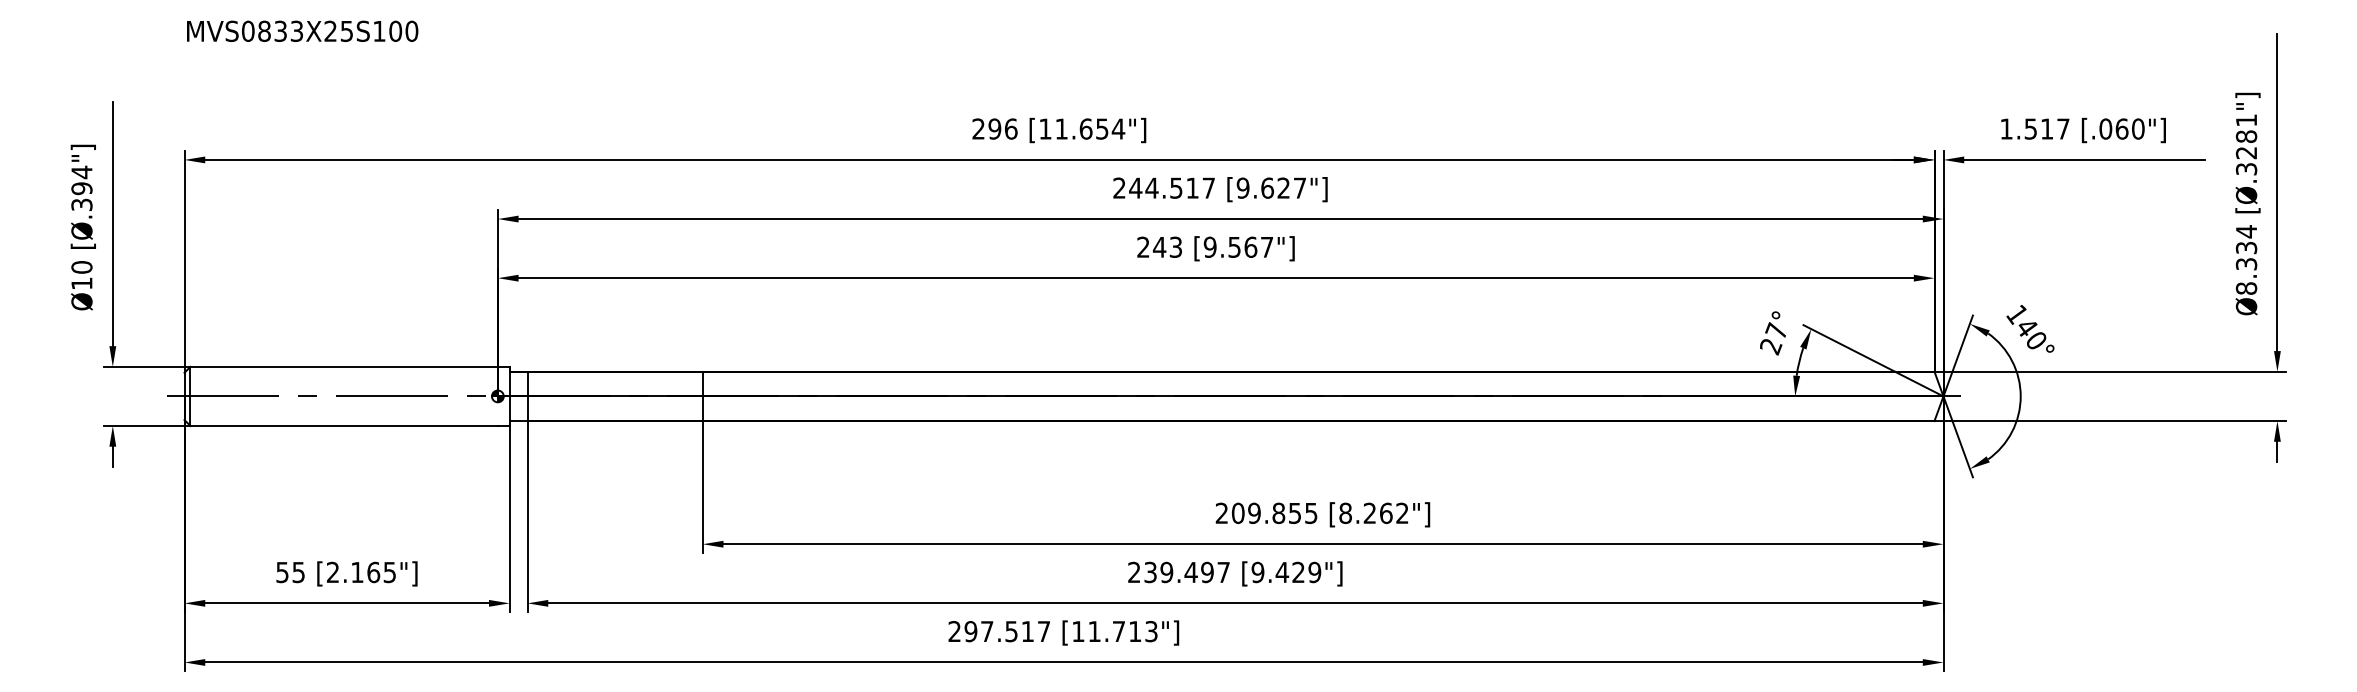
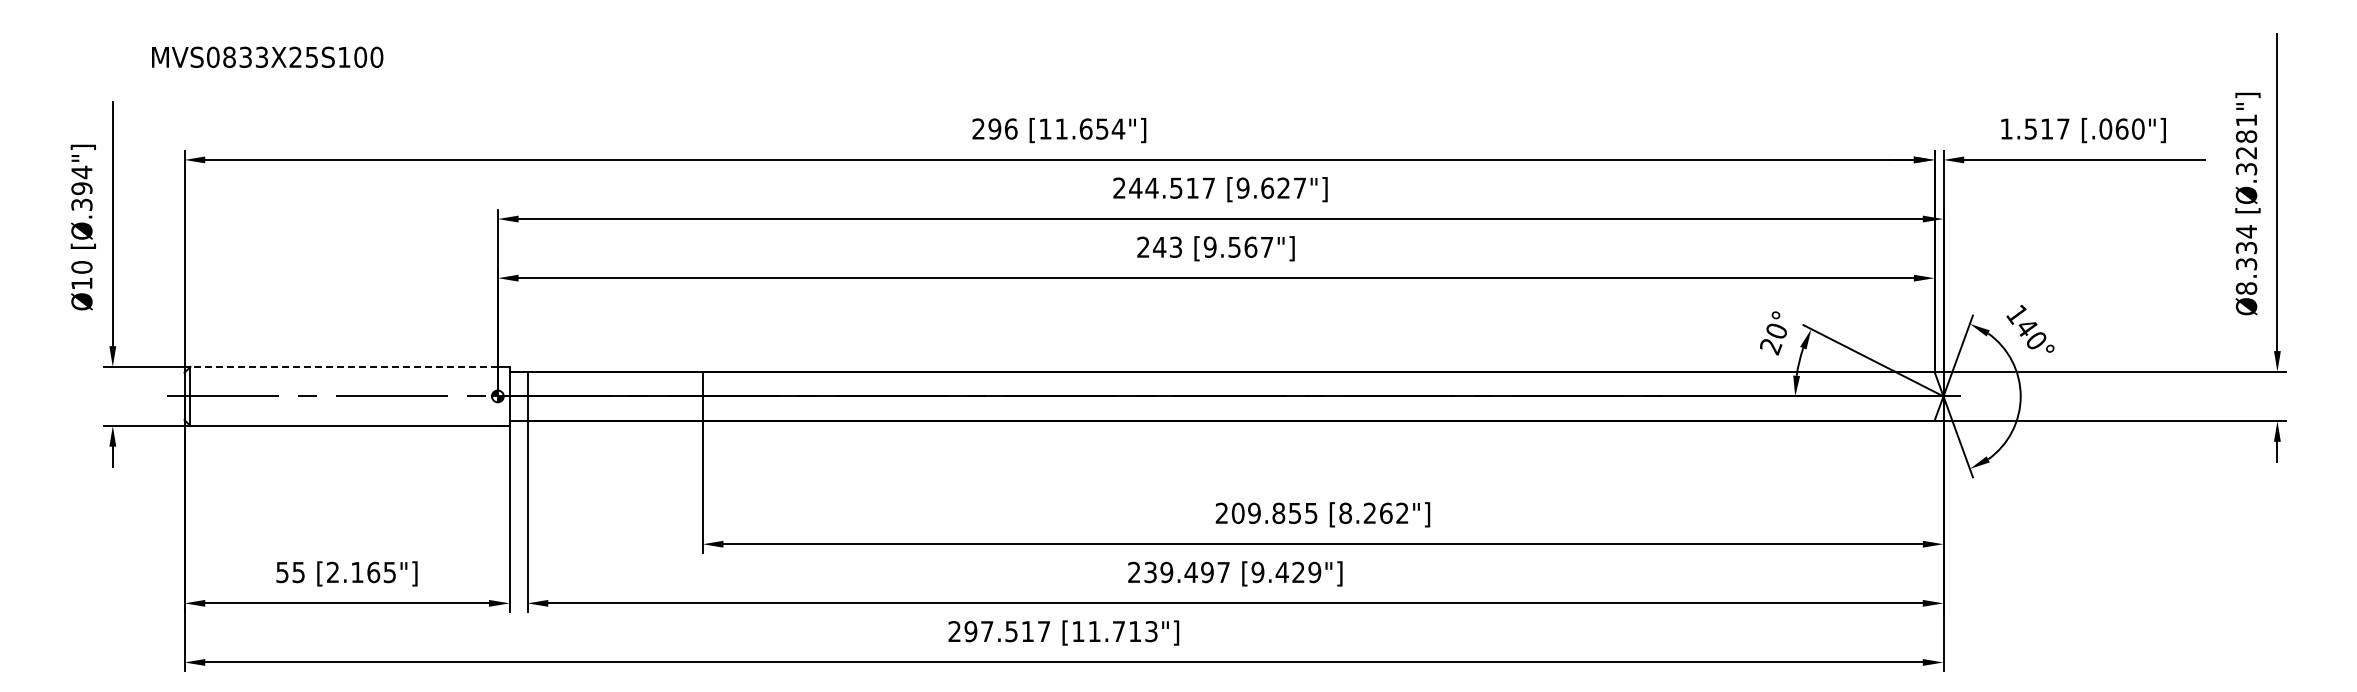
text position: (302, 30) -> (267, 56) (267, 56)
text: 27° -> 20° (1775, 330)
line: solid -> dashed (344, 366)
